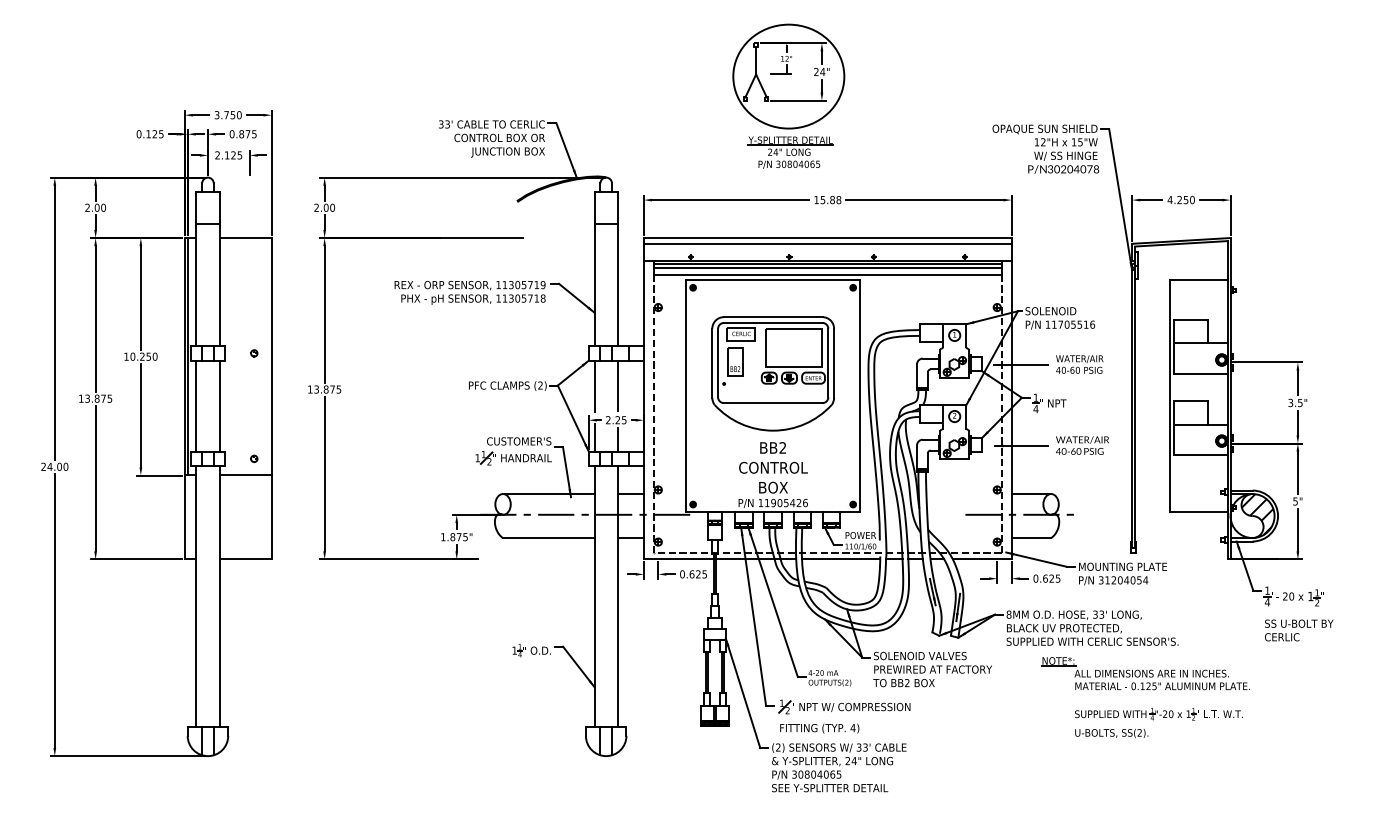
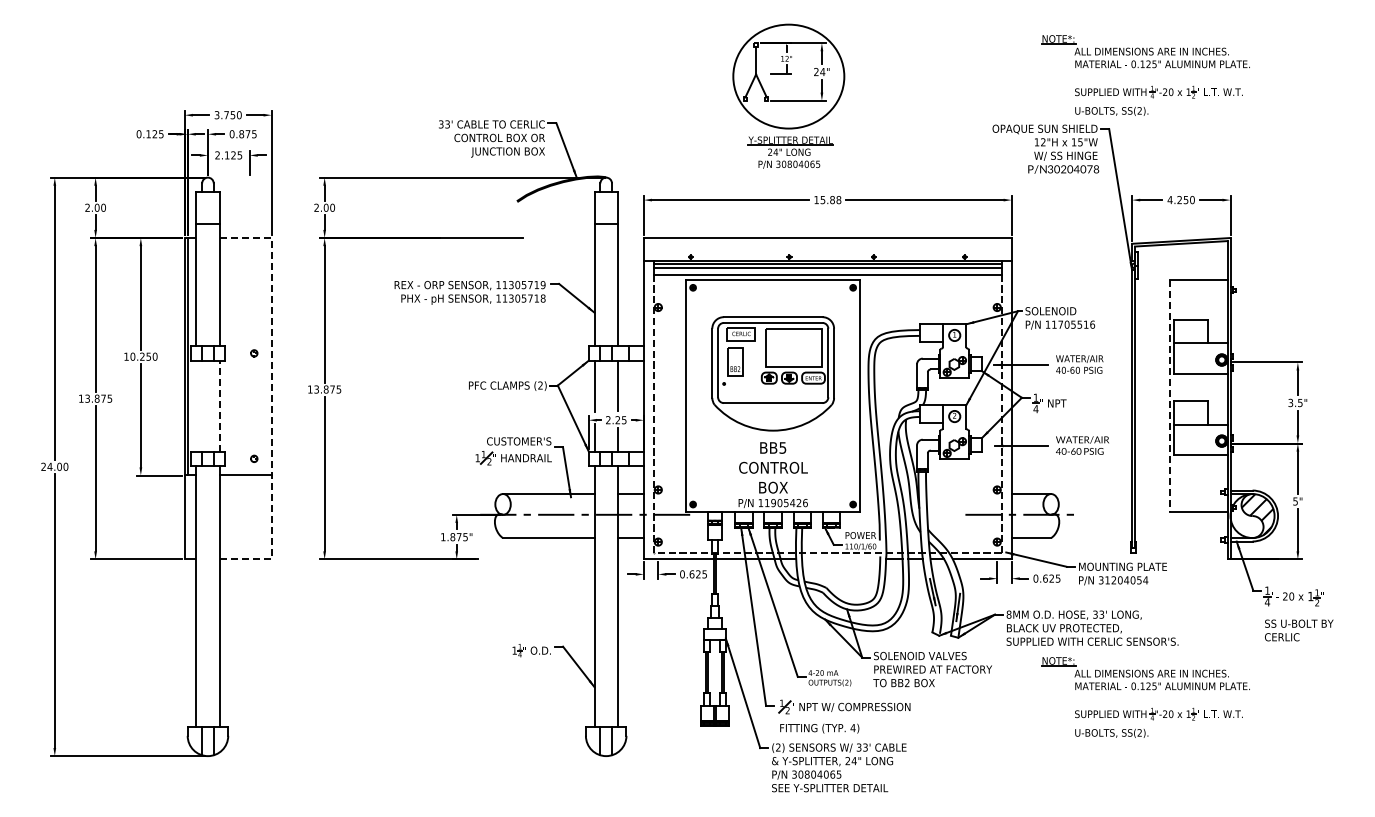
part: none -> present (1144, 67)
line: present -> none (827, 243)
line: solid -> dashed (1169, 396)
line: solid -> dashed (271, 398)
line: present -> none (196, 405)
line: solid -> dashed (219, 405)
text: BB2 -> BB5 (782, 447)
line: present -> none (841, 559)
